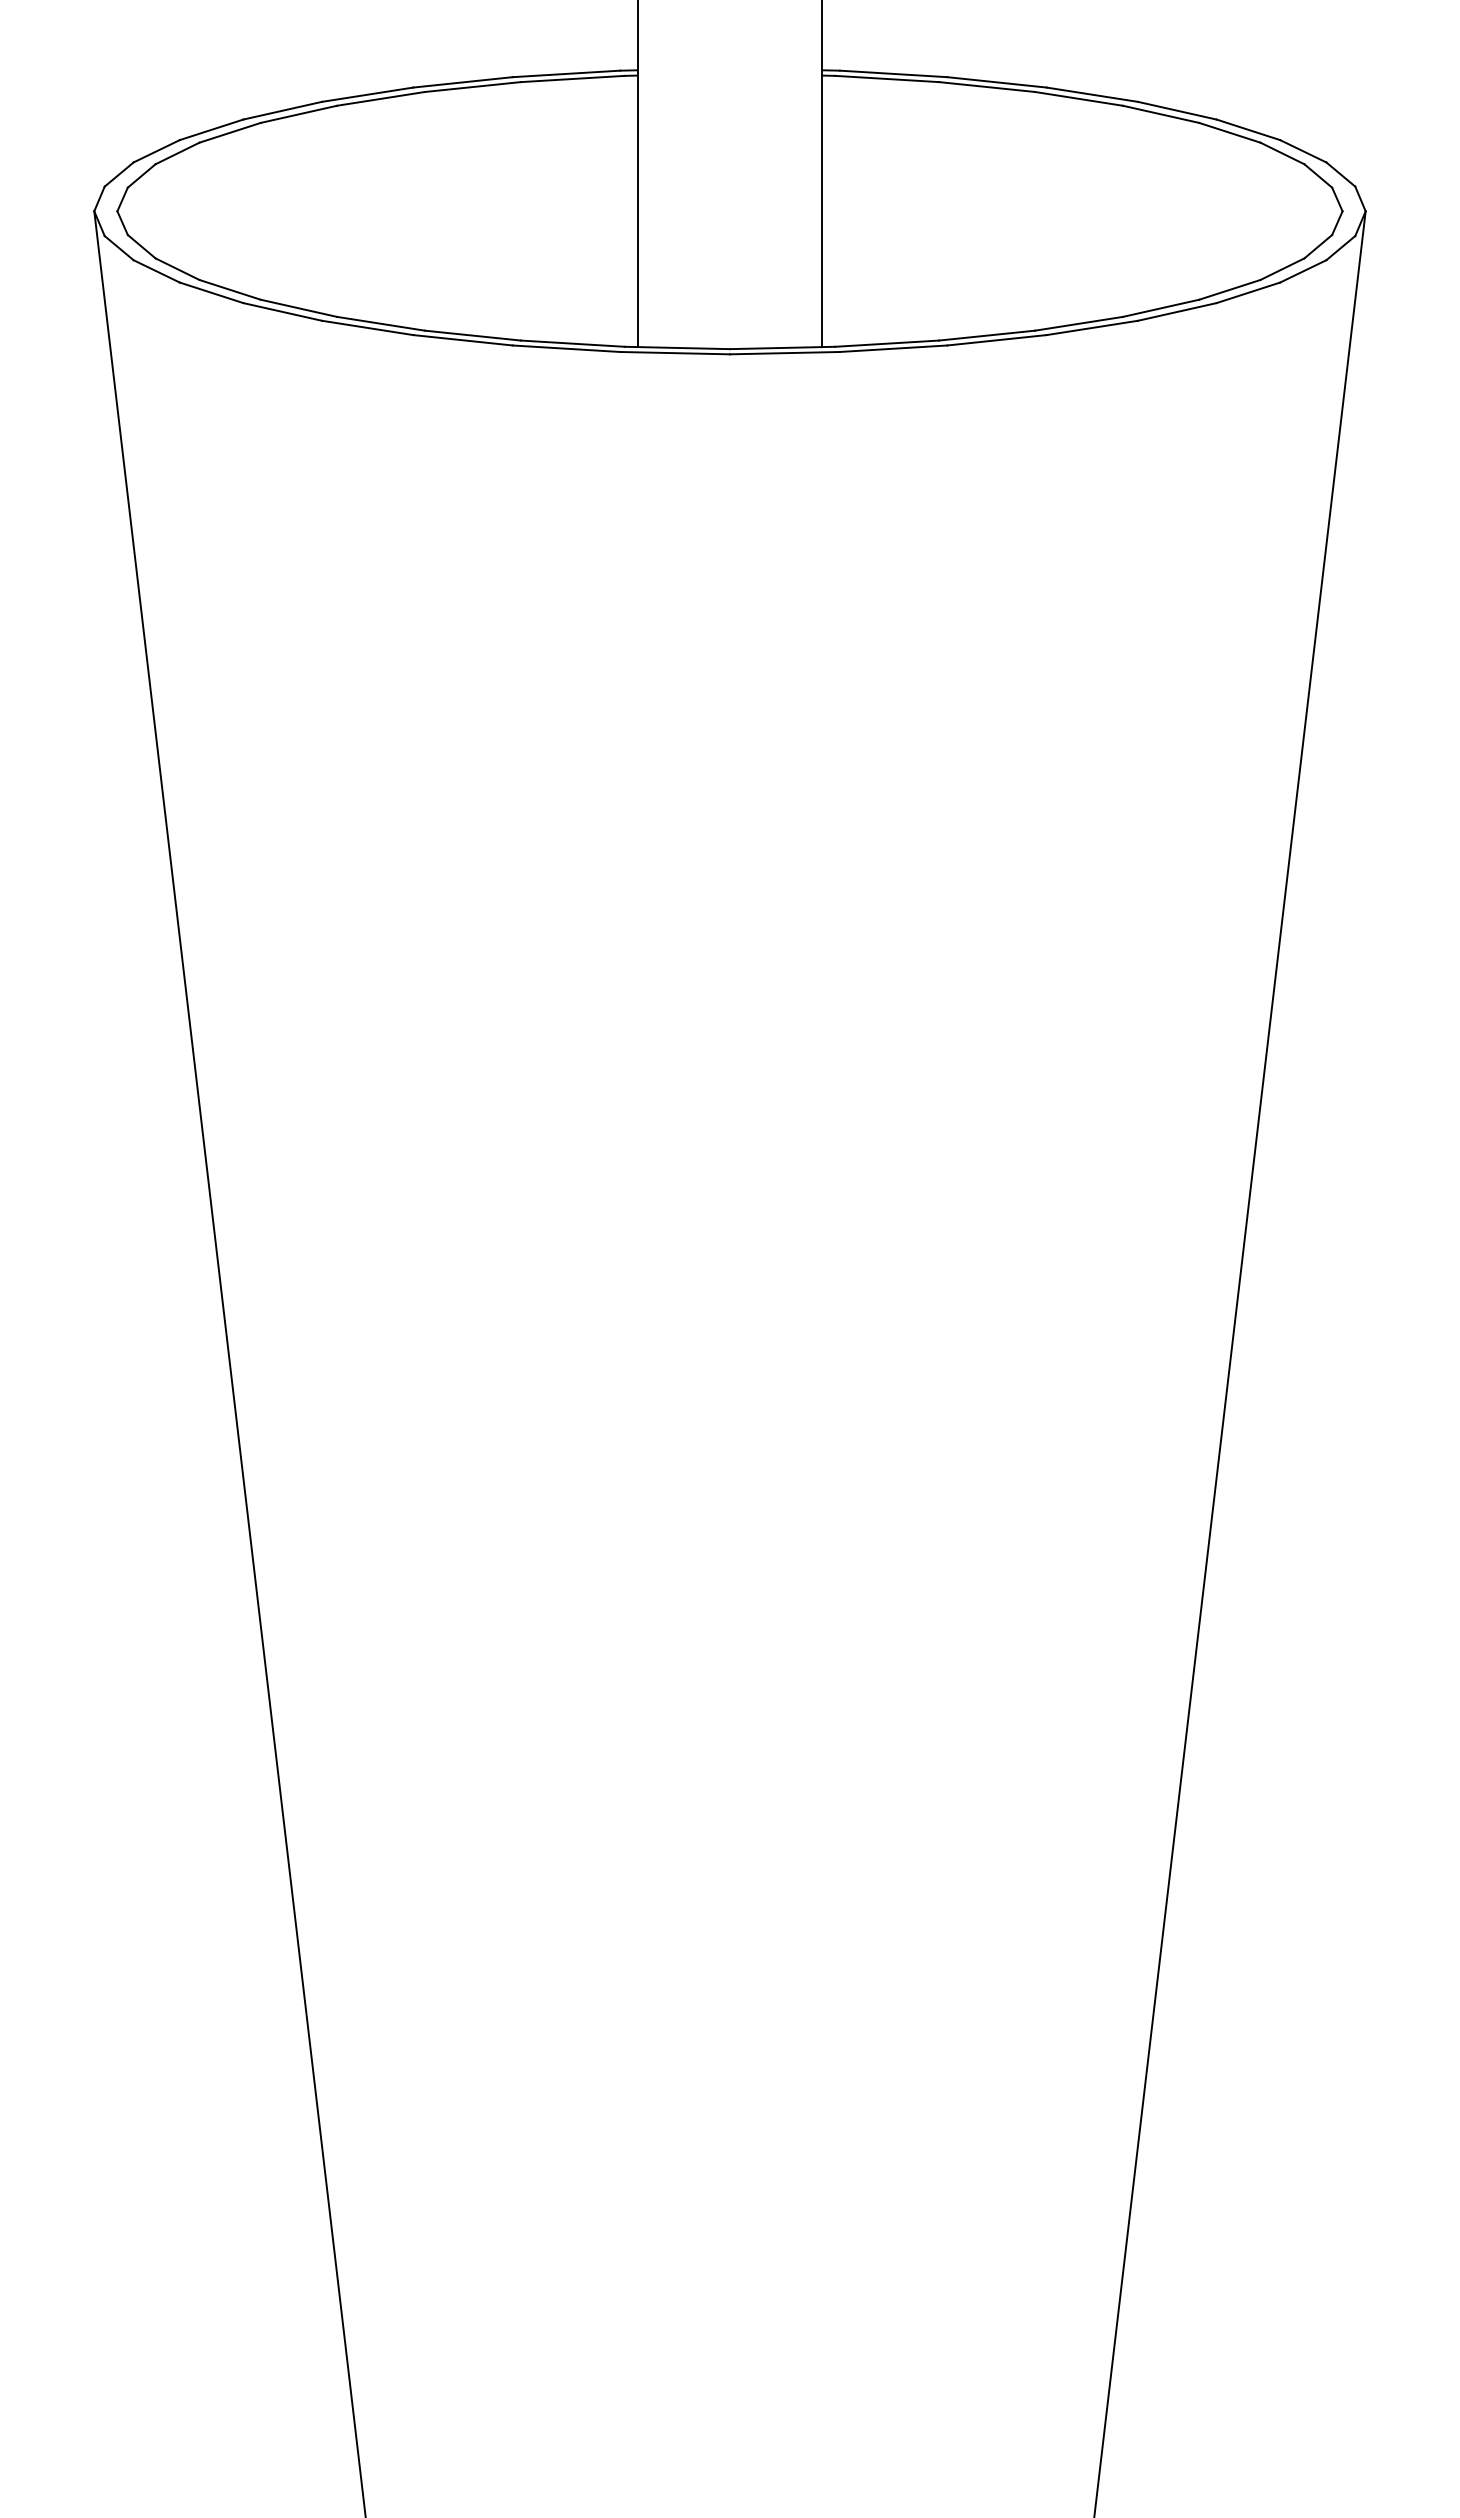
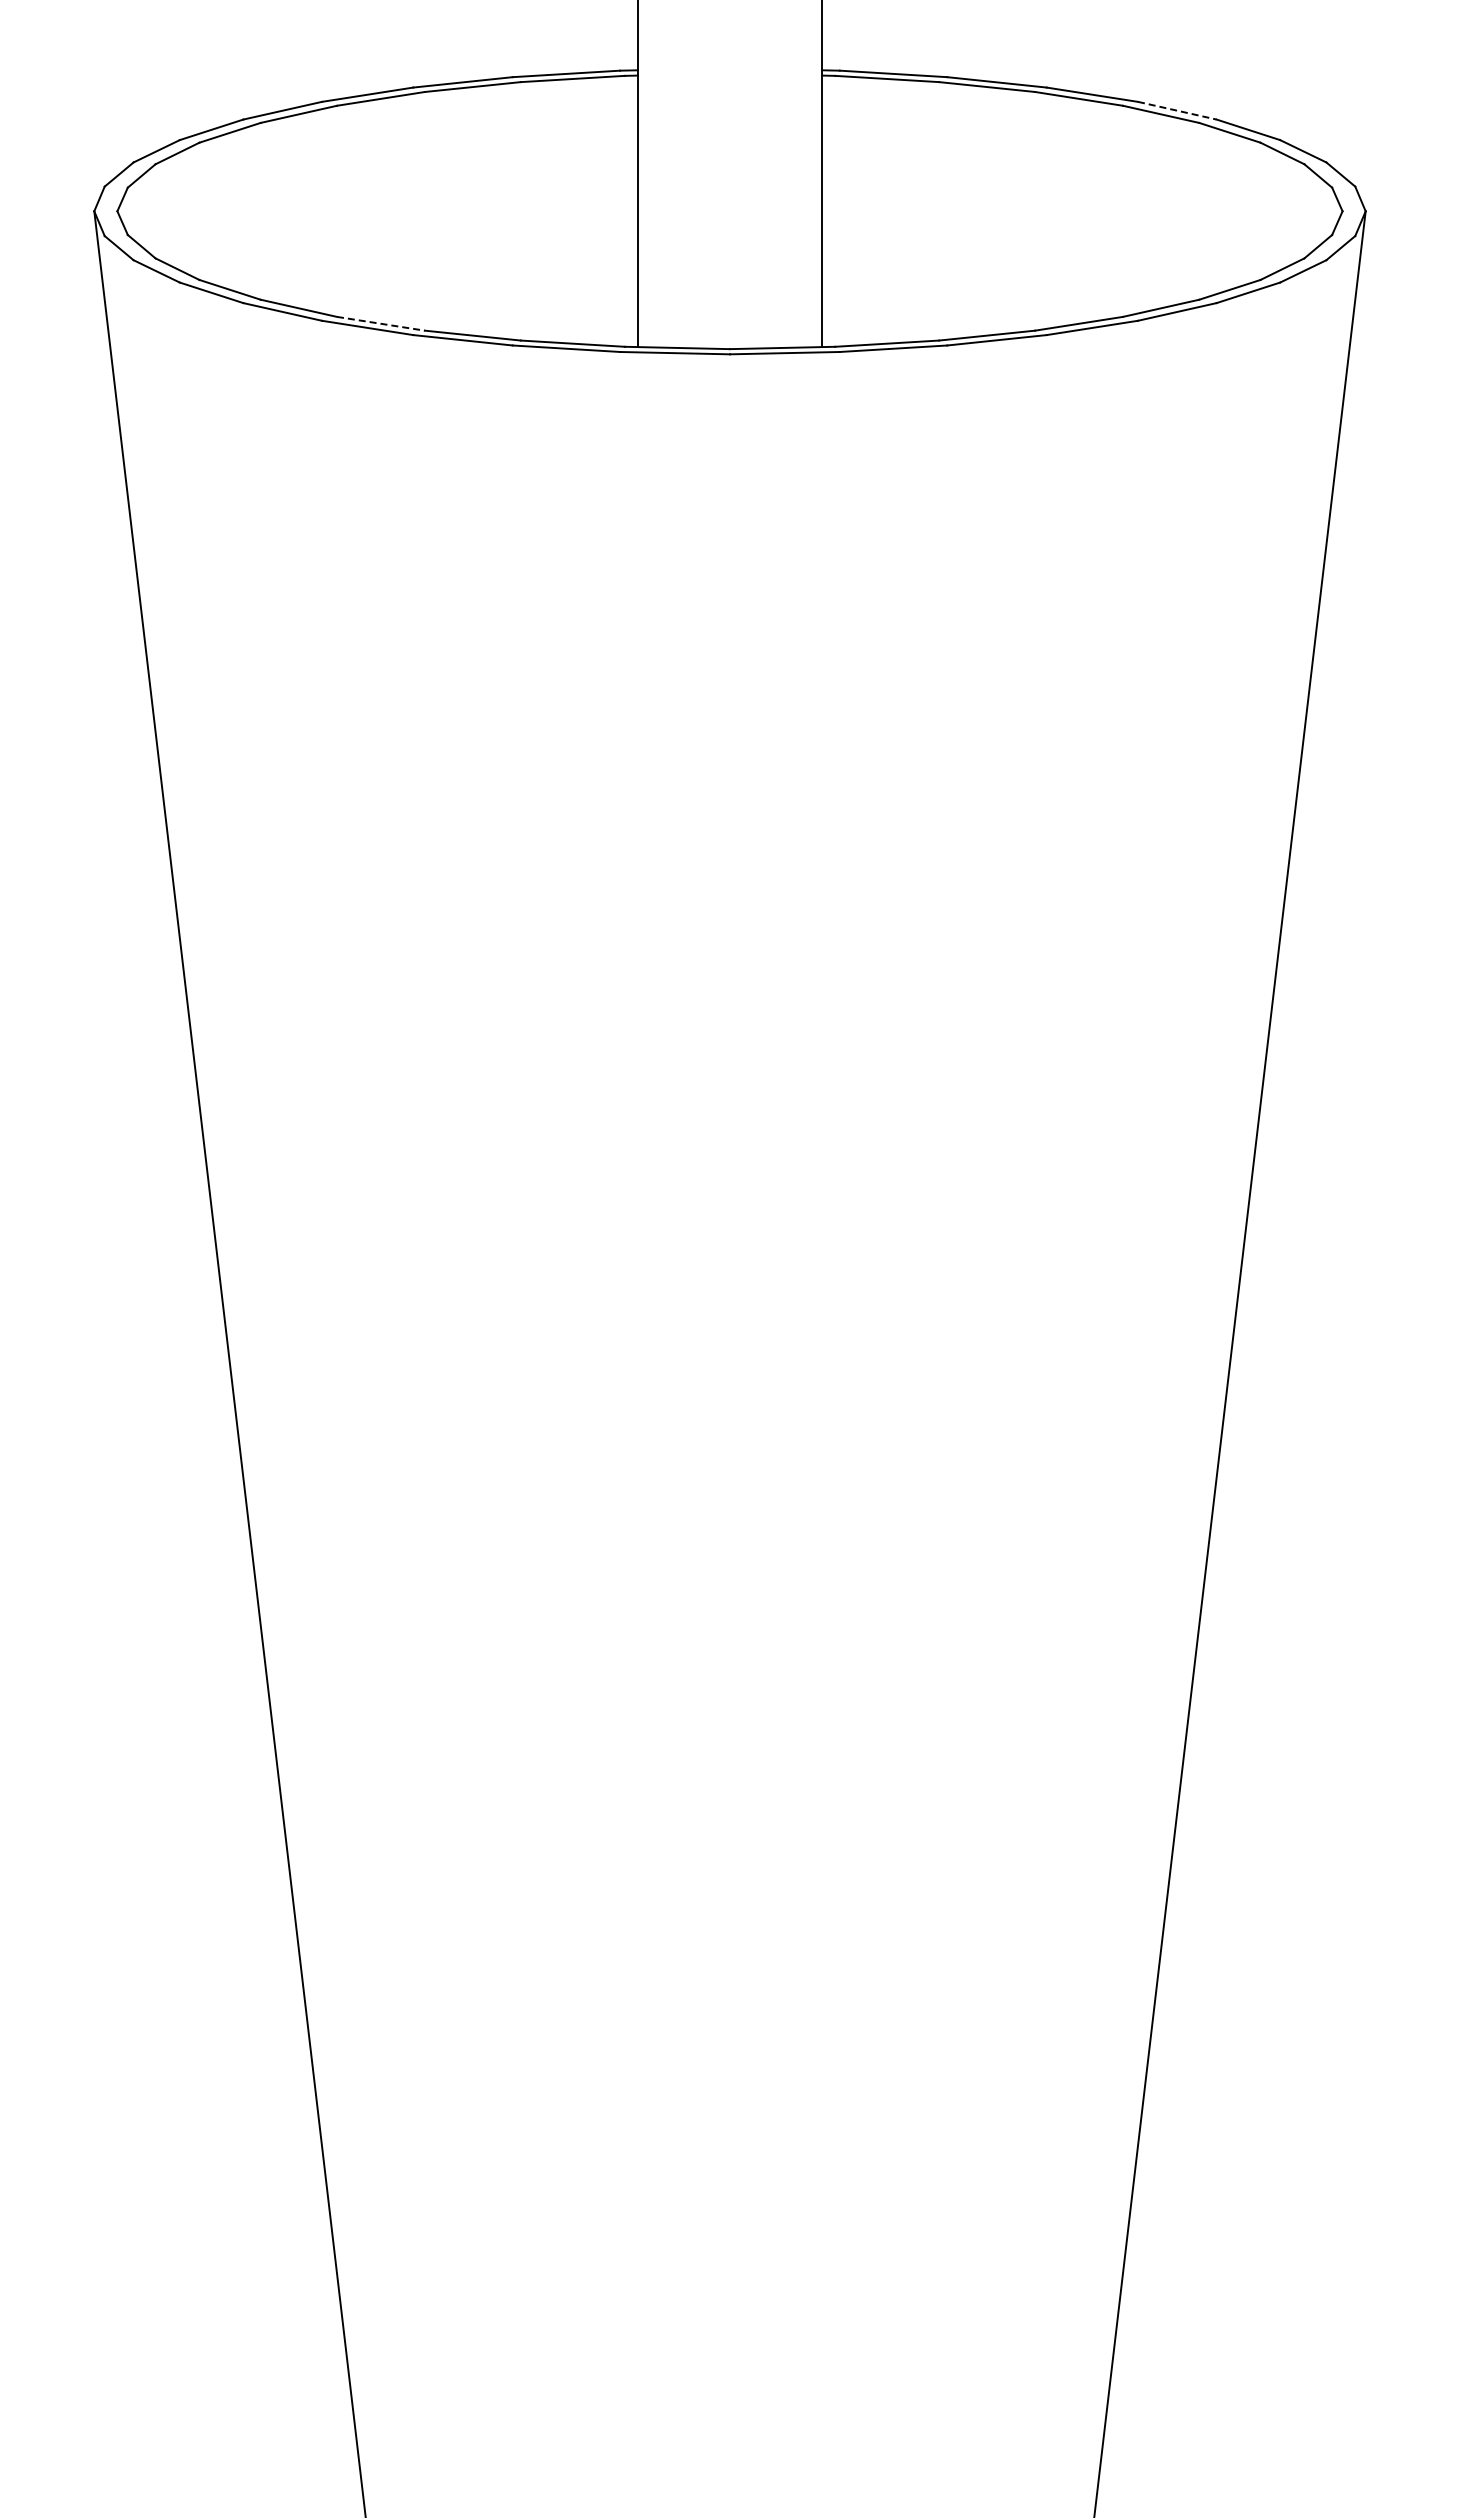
line: solid -> dashed (1177, 110)
line: solid -> dashed (381, 323)
